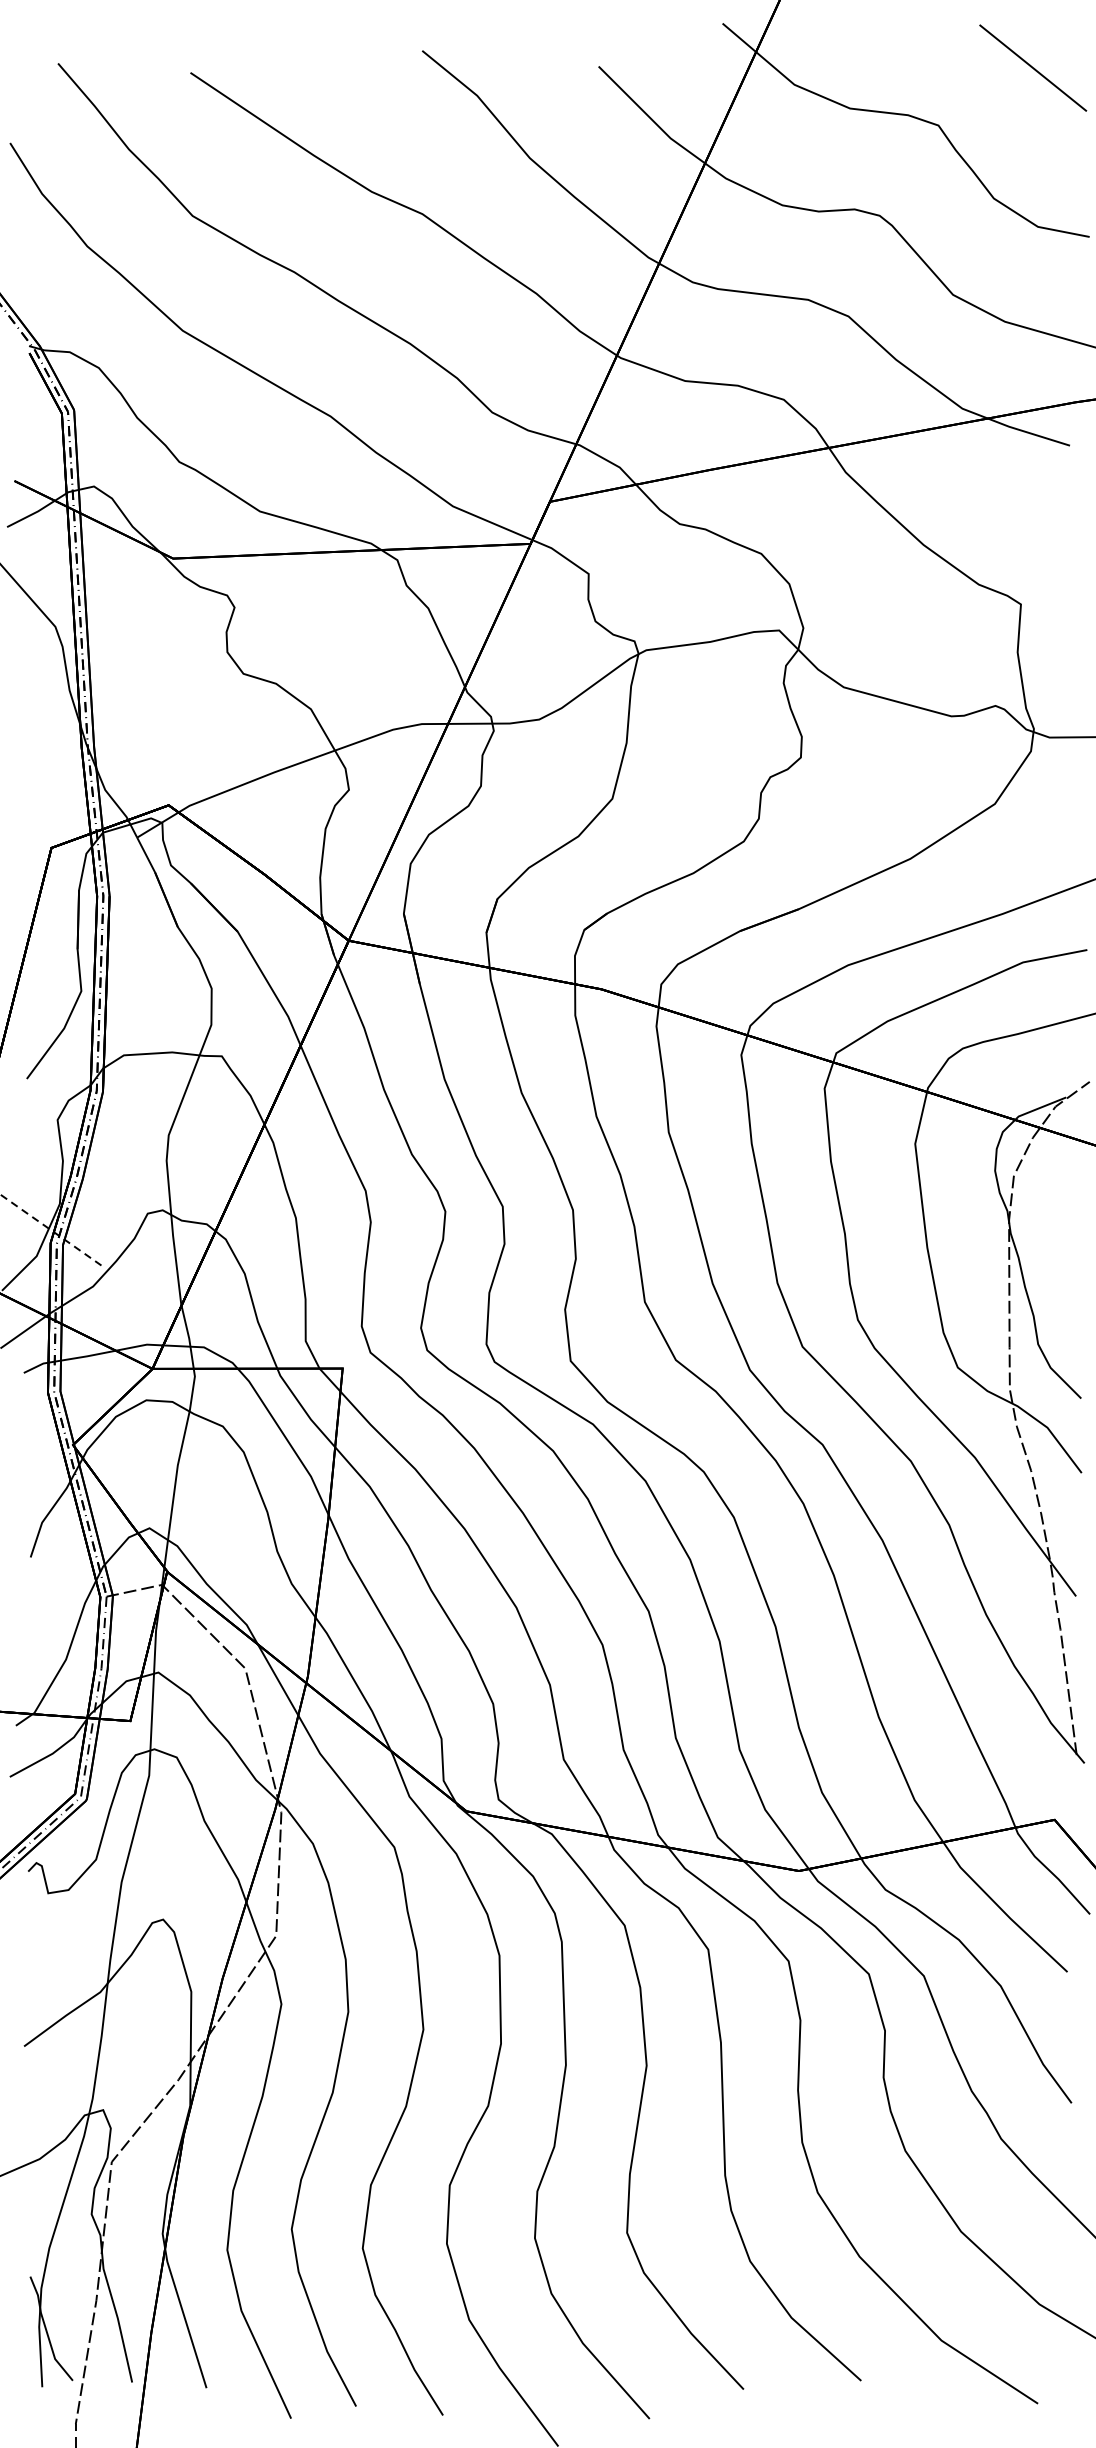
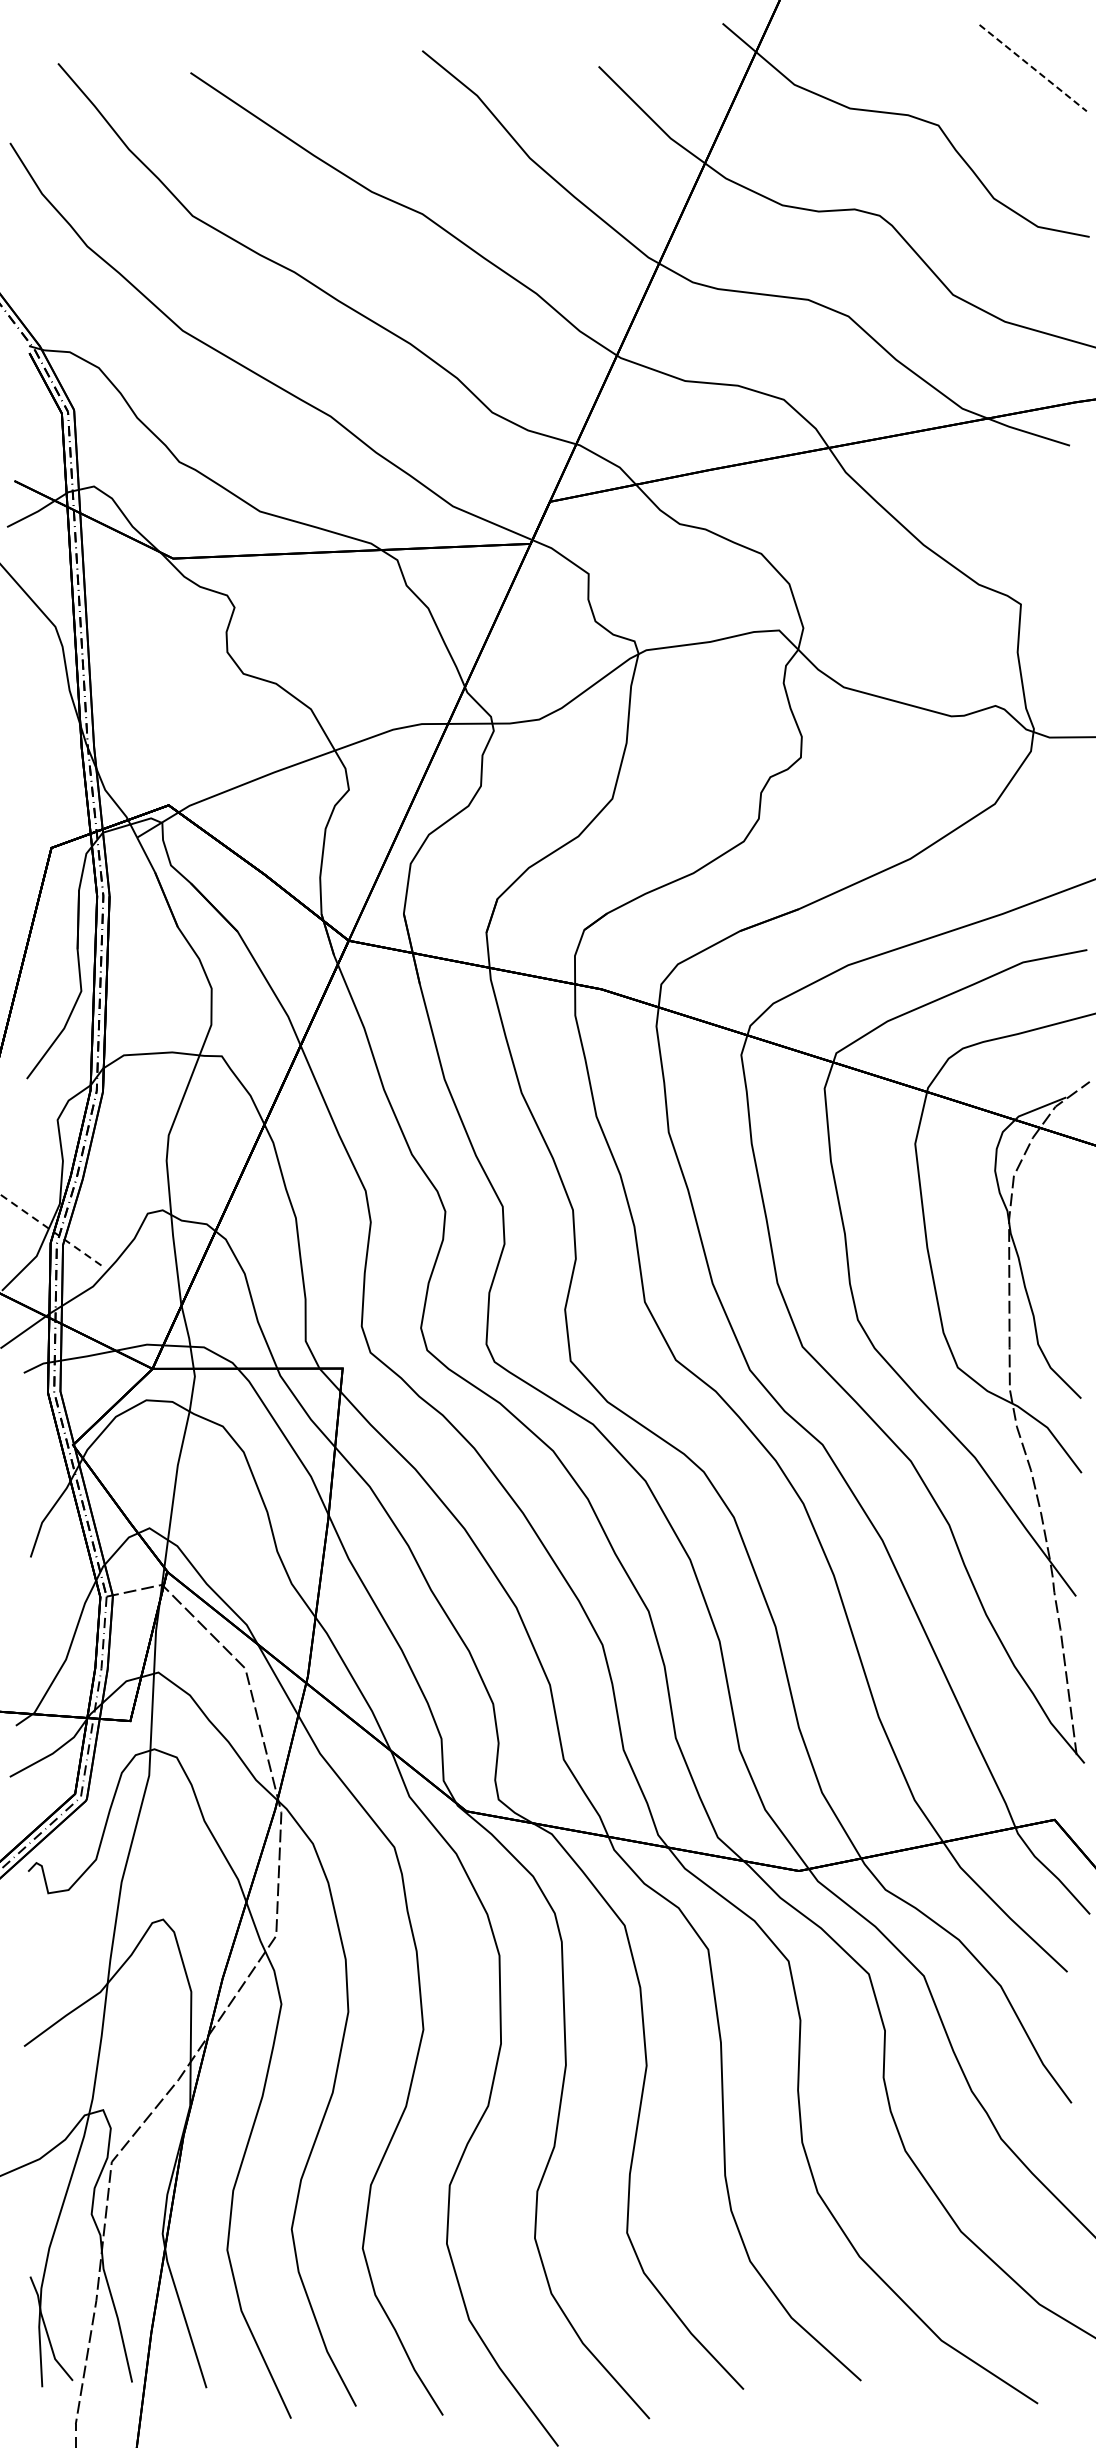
line: solid -> dashed (1033, 68)
